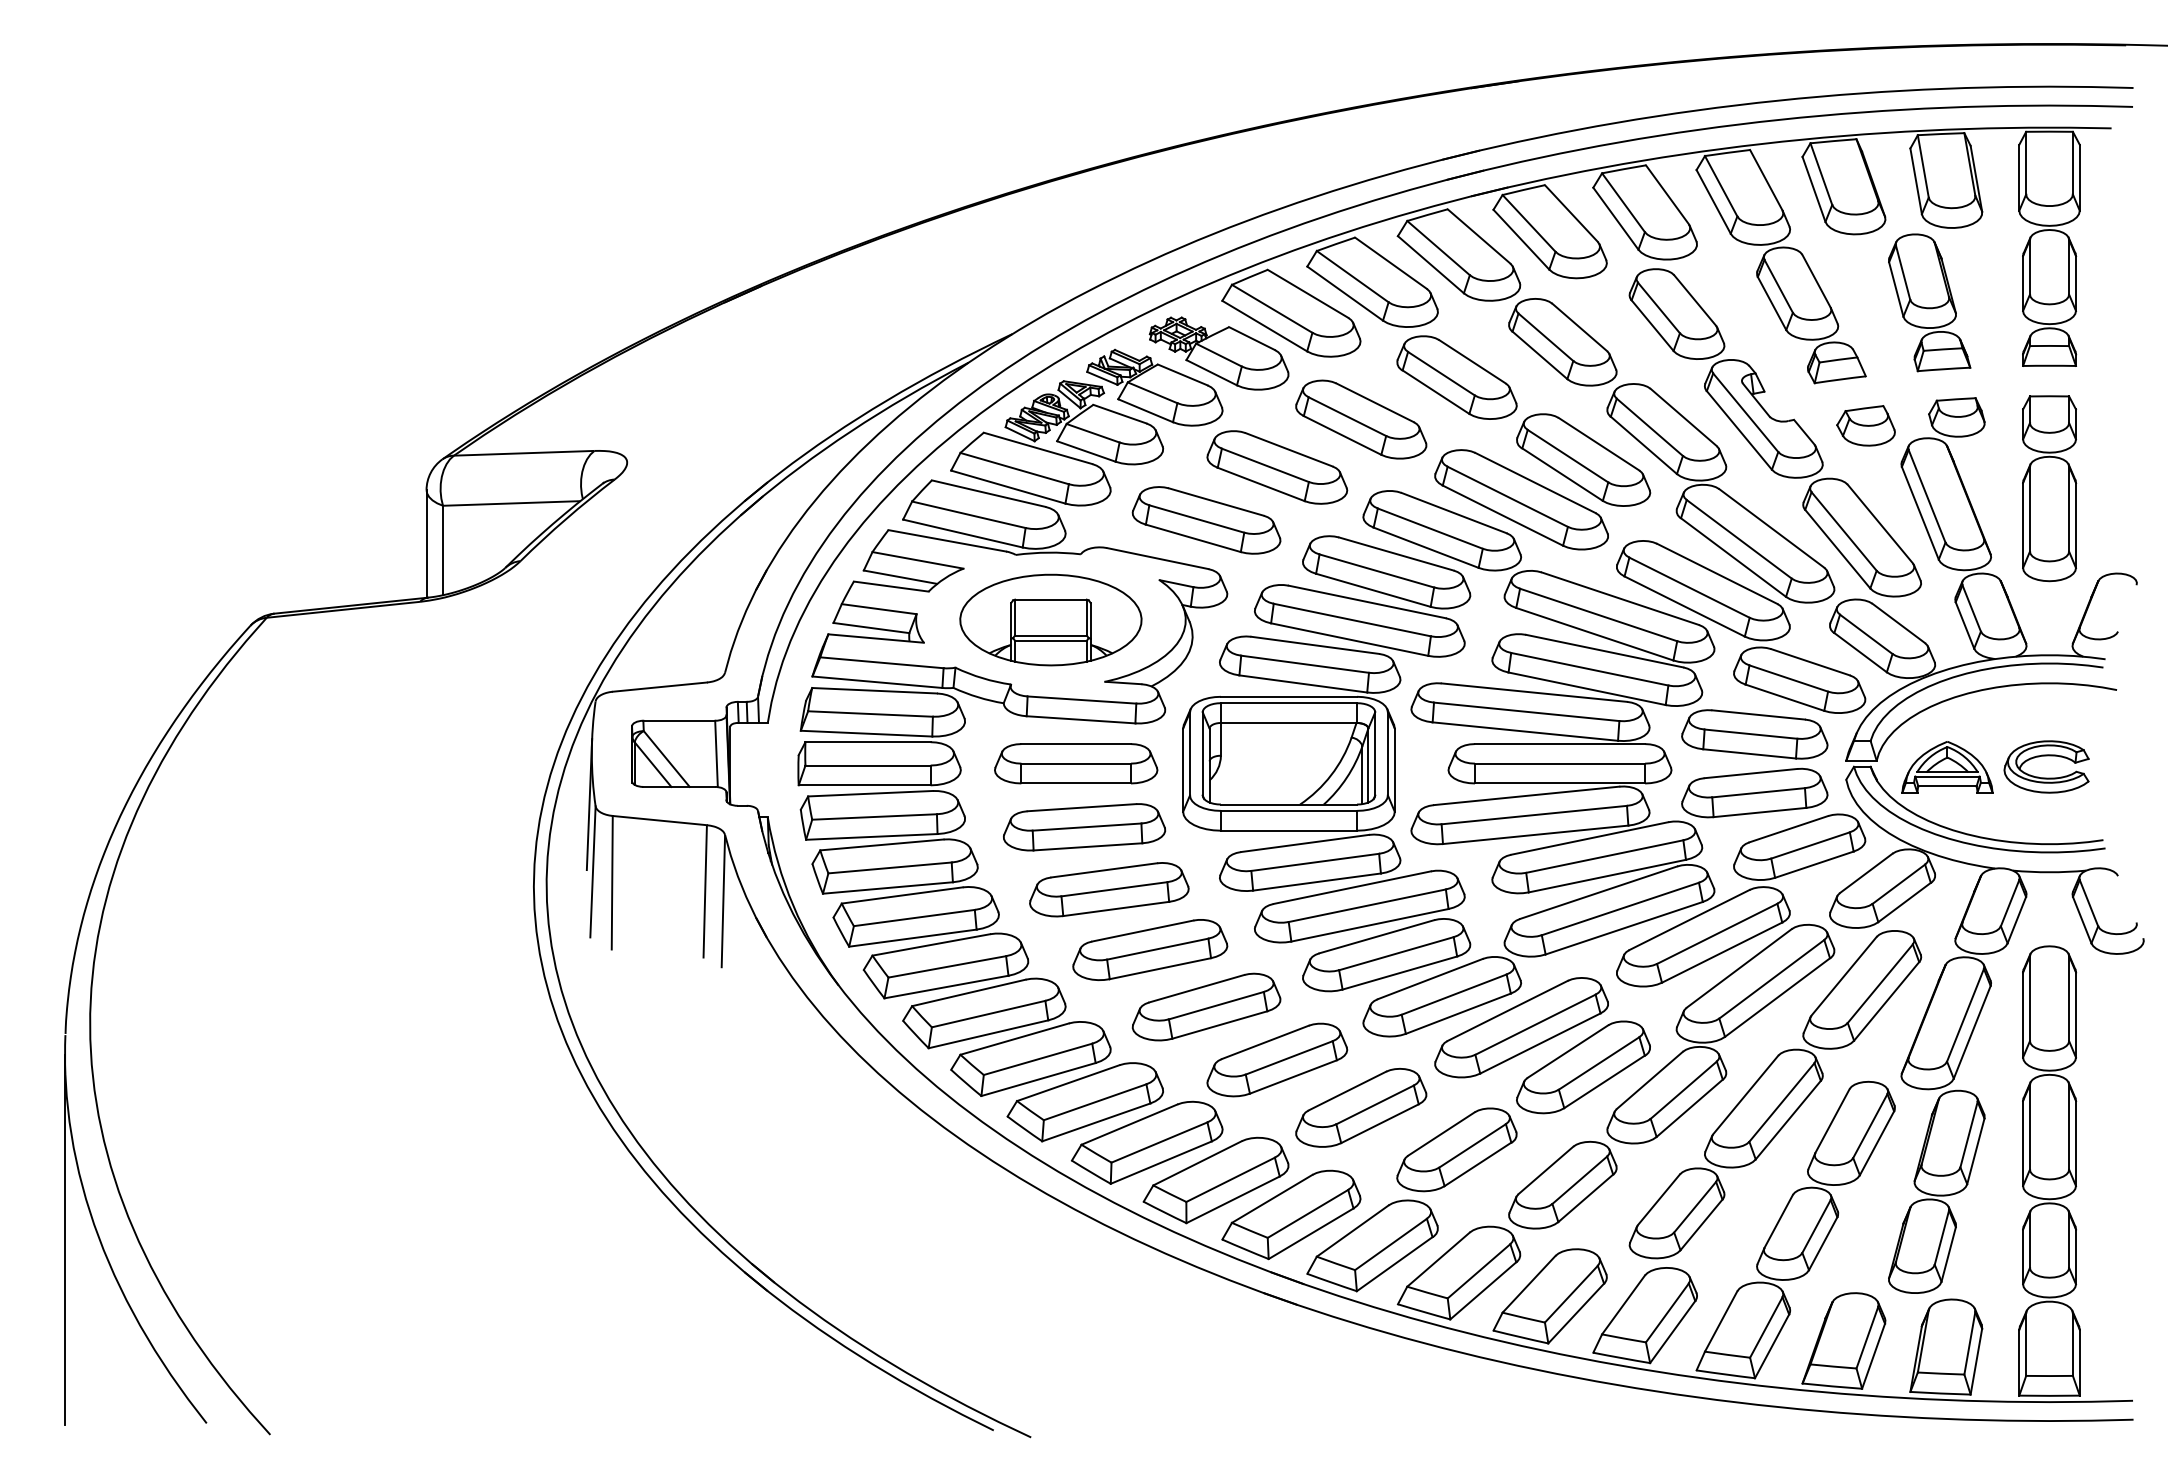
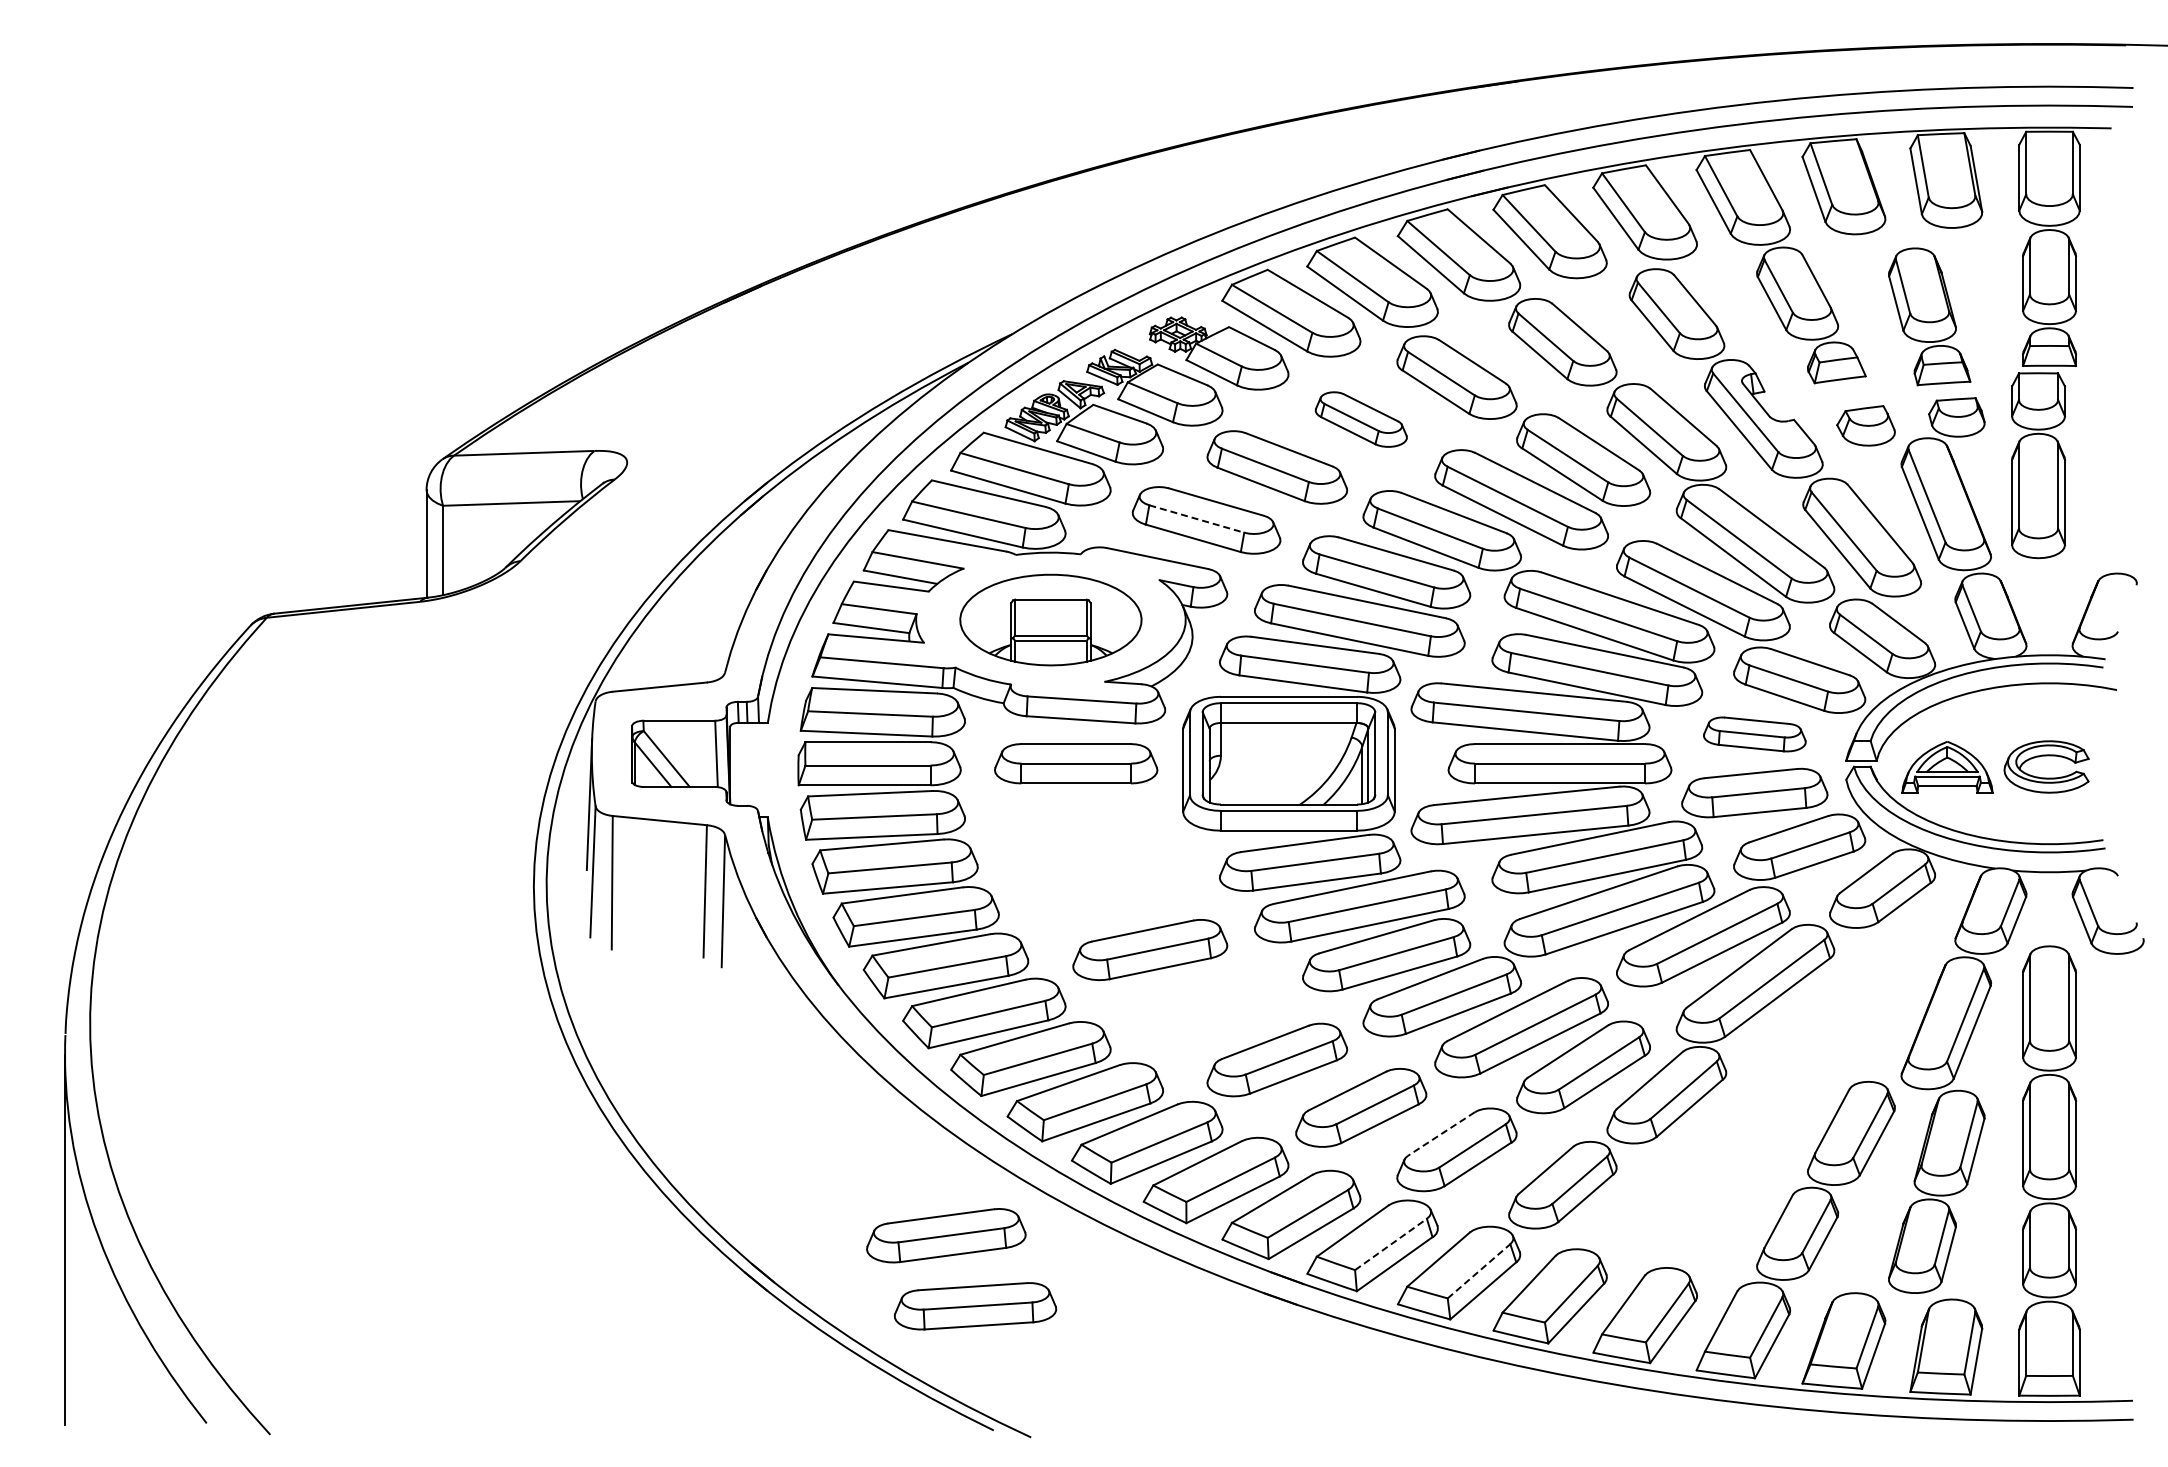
part position: (1929, 302) -> (1929, 316) (1929, 316)
part size: 133x81 px -> 94x57 px (1360, 419)
part position: (2049, 488) -> (2038, 465) (2038, 465)
line: solid -> dashed (1197, 519)
part size: 148x51 px -> 104x37 px (1754, 734)
part position: (1084, 827) -> (975, 1306) (975, 1306)
part position: (1109, 889) -> (946, 1235) (946, 1235)
part: present -> none (1206, 1006)
part: present -> none (1775, 1094)
line: solid -> dashed (1441, 1134)
line: solid -> dashed (1391, 1244)
line: solid -> dashed (1479, 1270)
